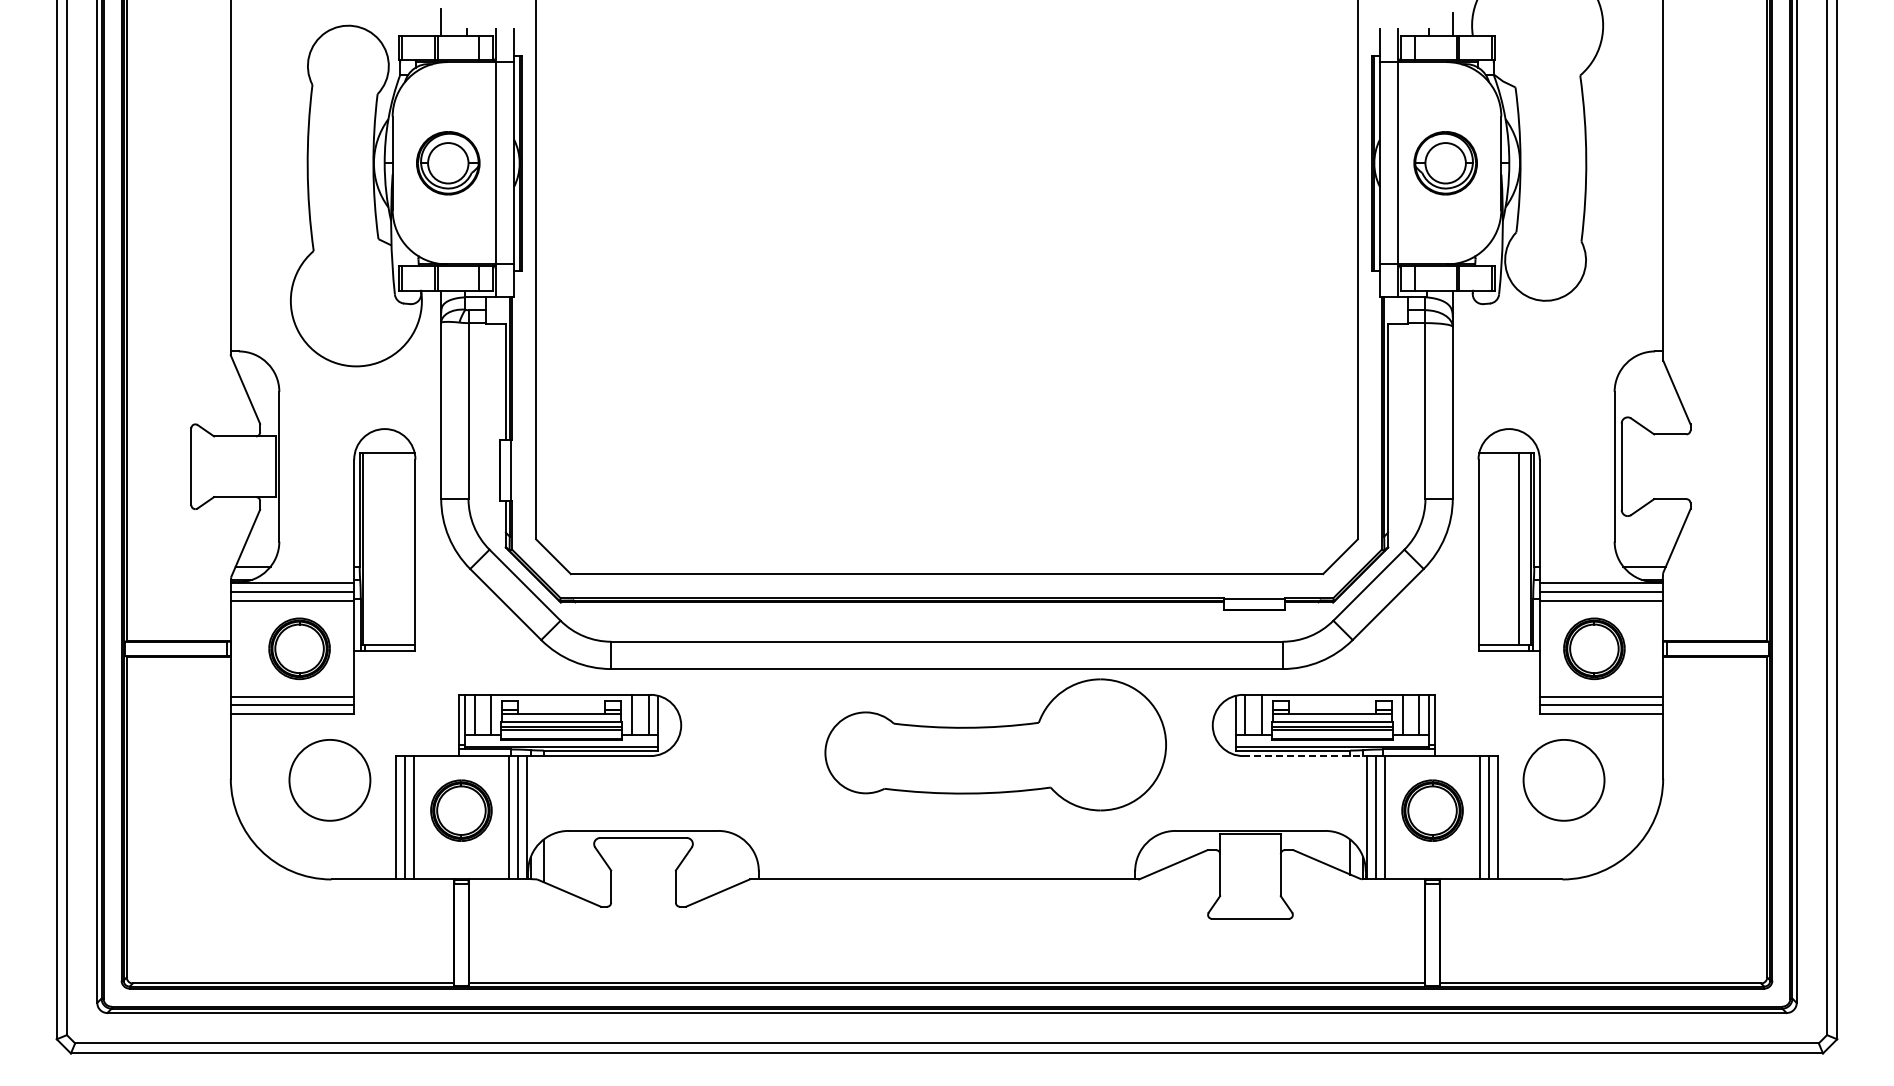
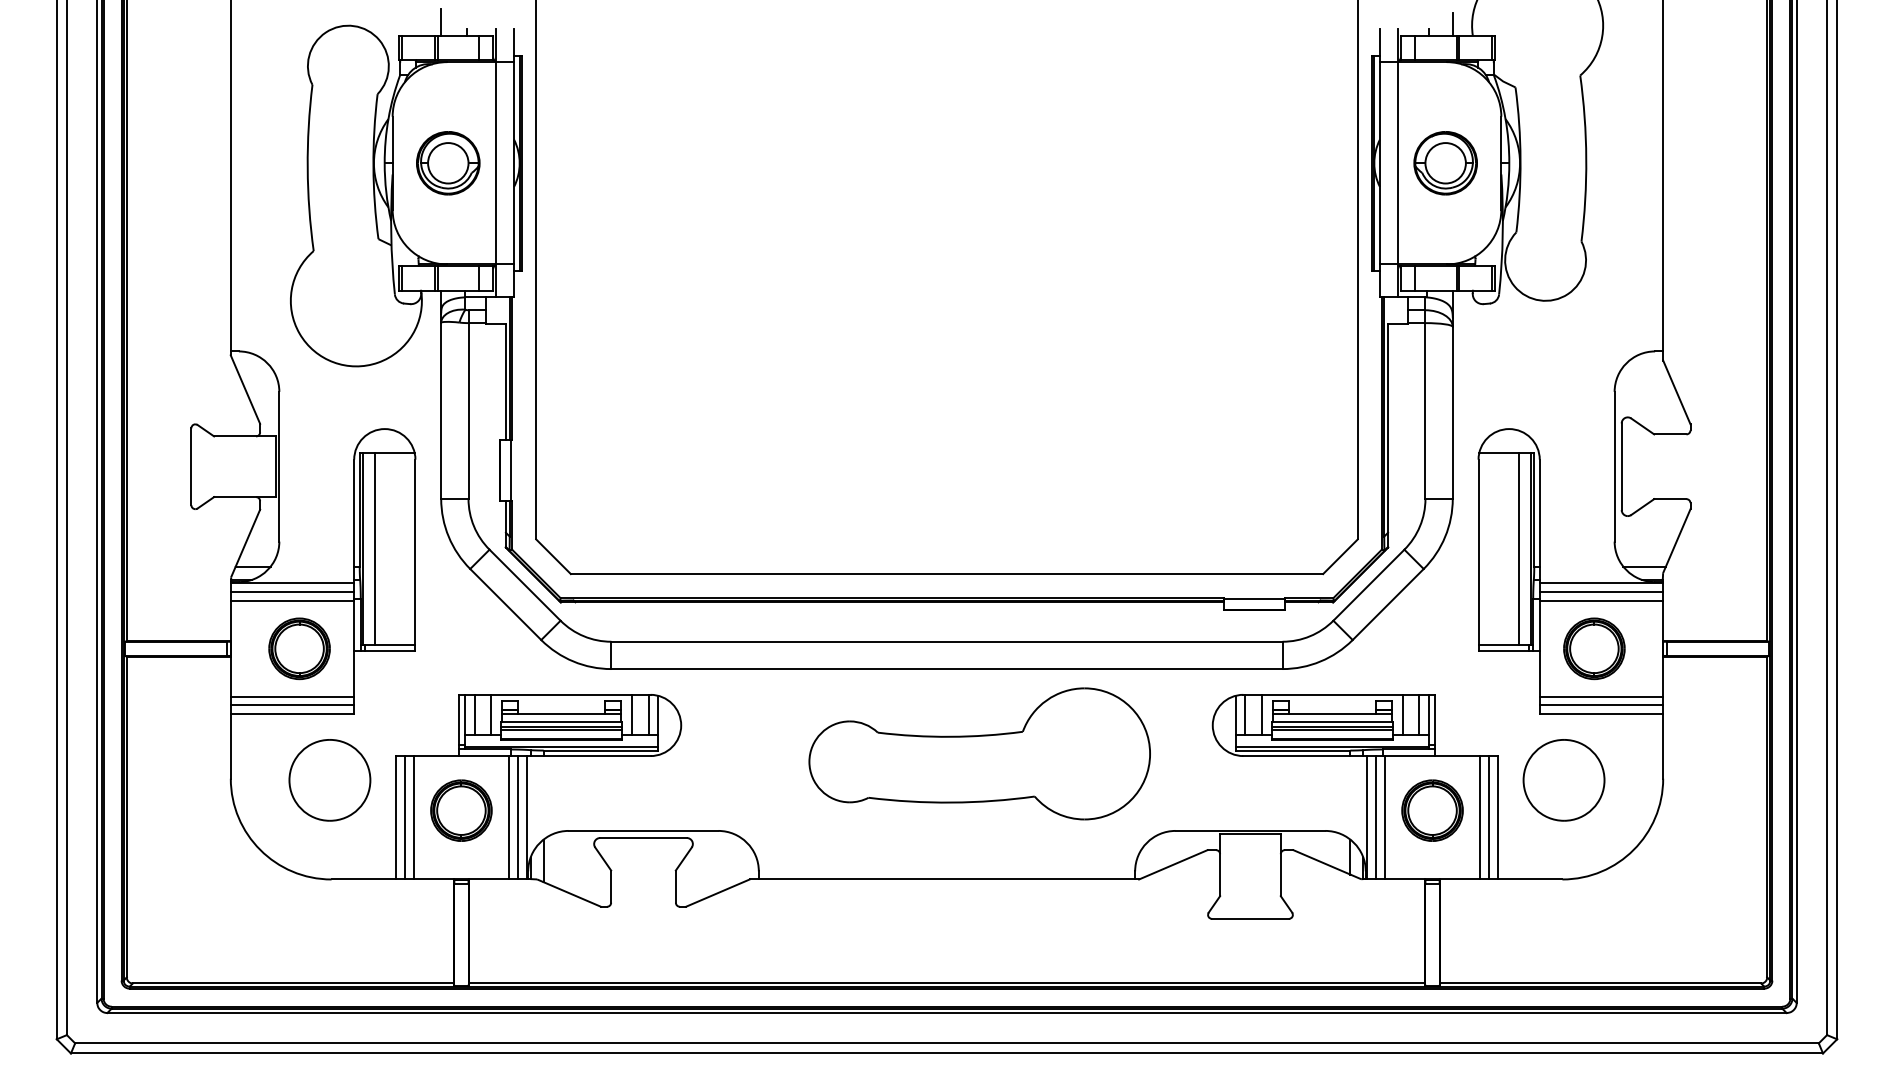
line: none -> present (375, 548)
part position: (995, 744) -> (979, 753) (979, 753)
line: dashed -> solid (1305, 756)
